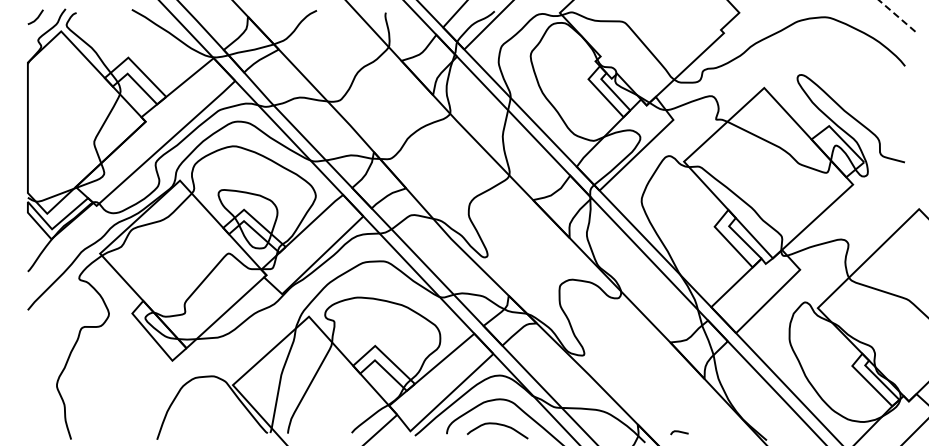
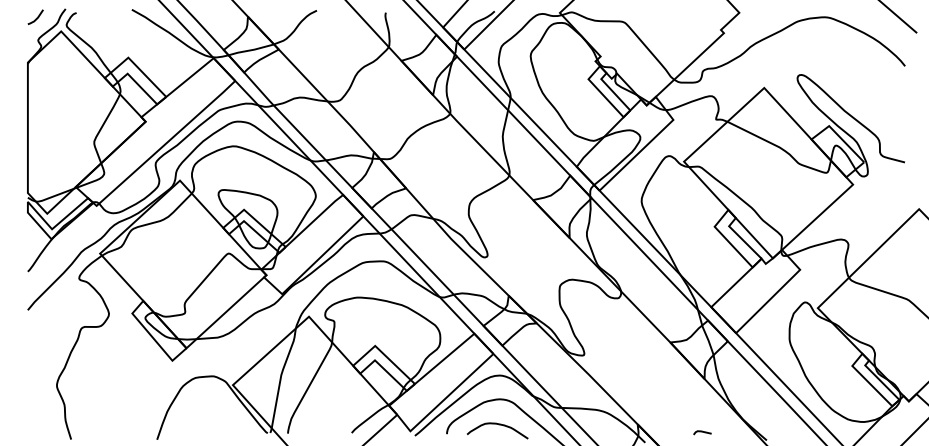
line: dashed -> solid (898, 17)
line position: (679, 432) -> (702, 432) (702, 432)
